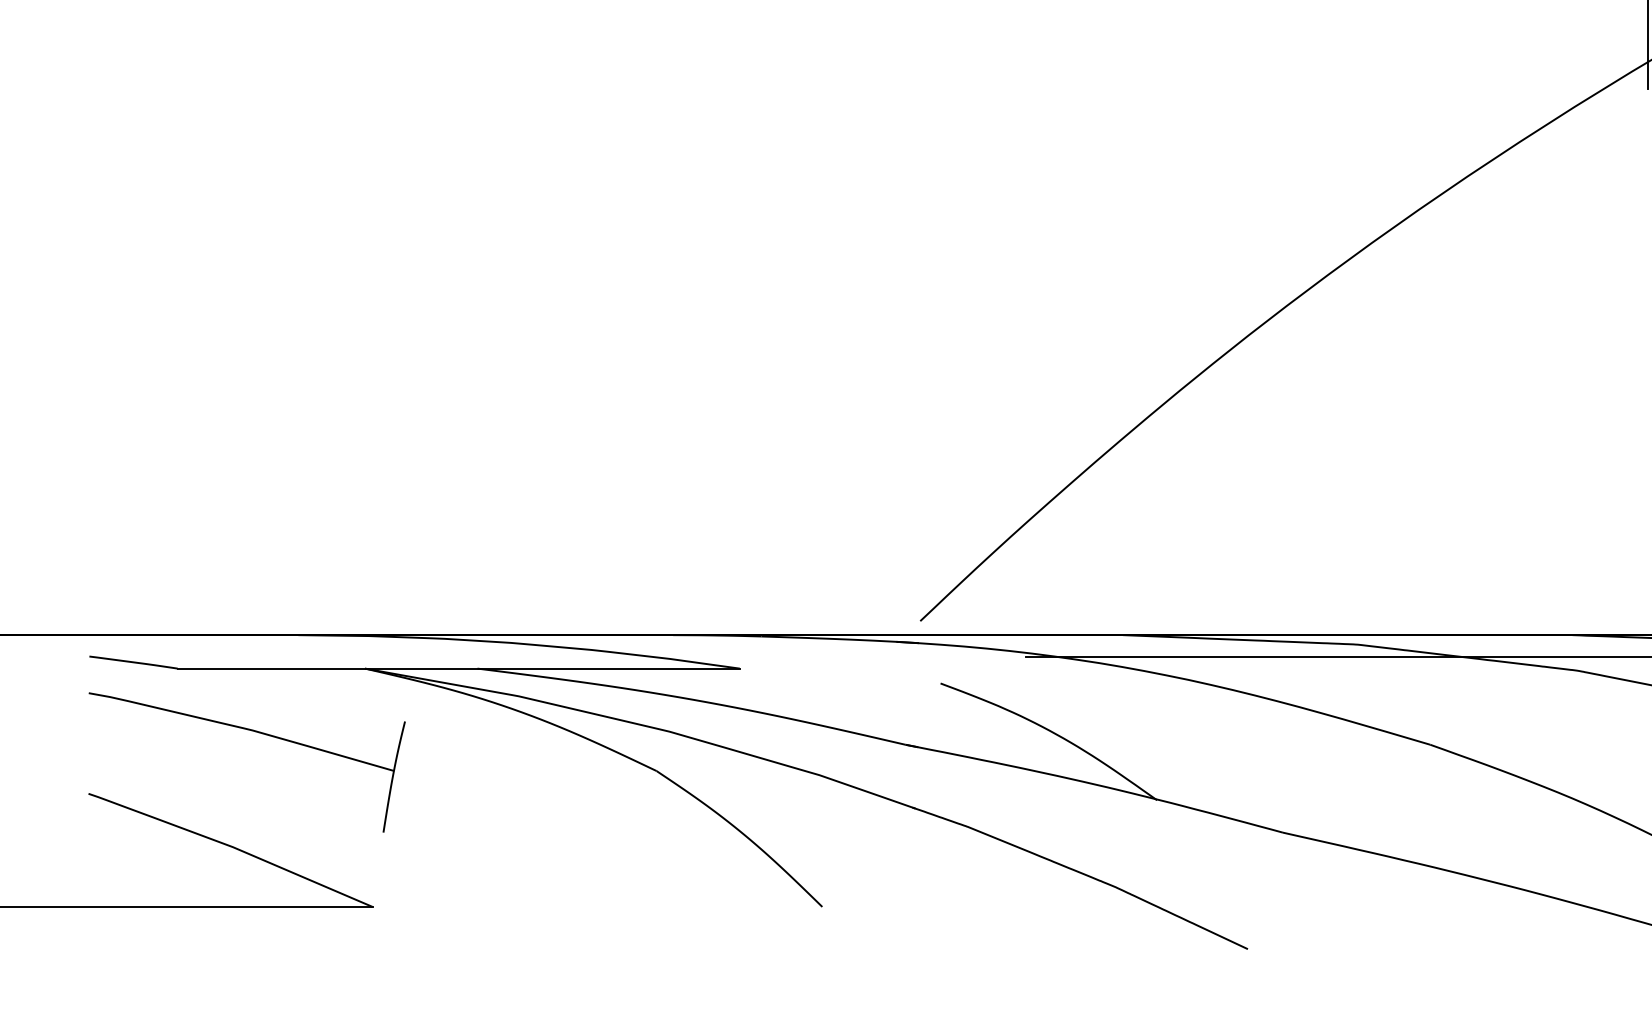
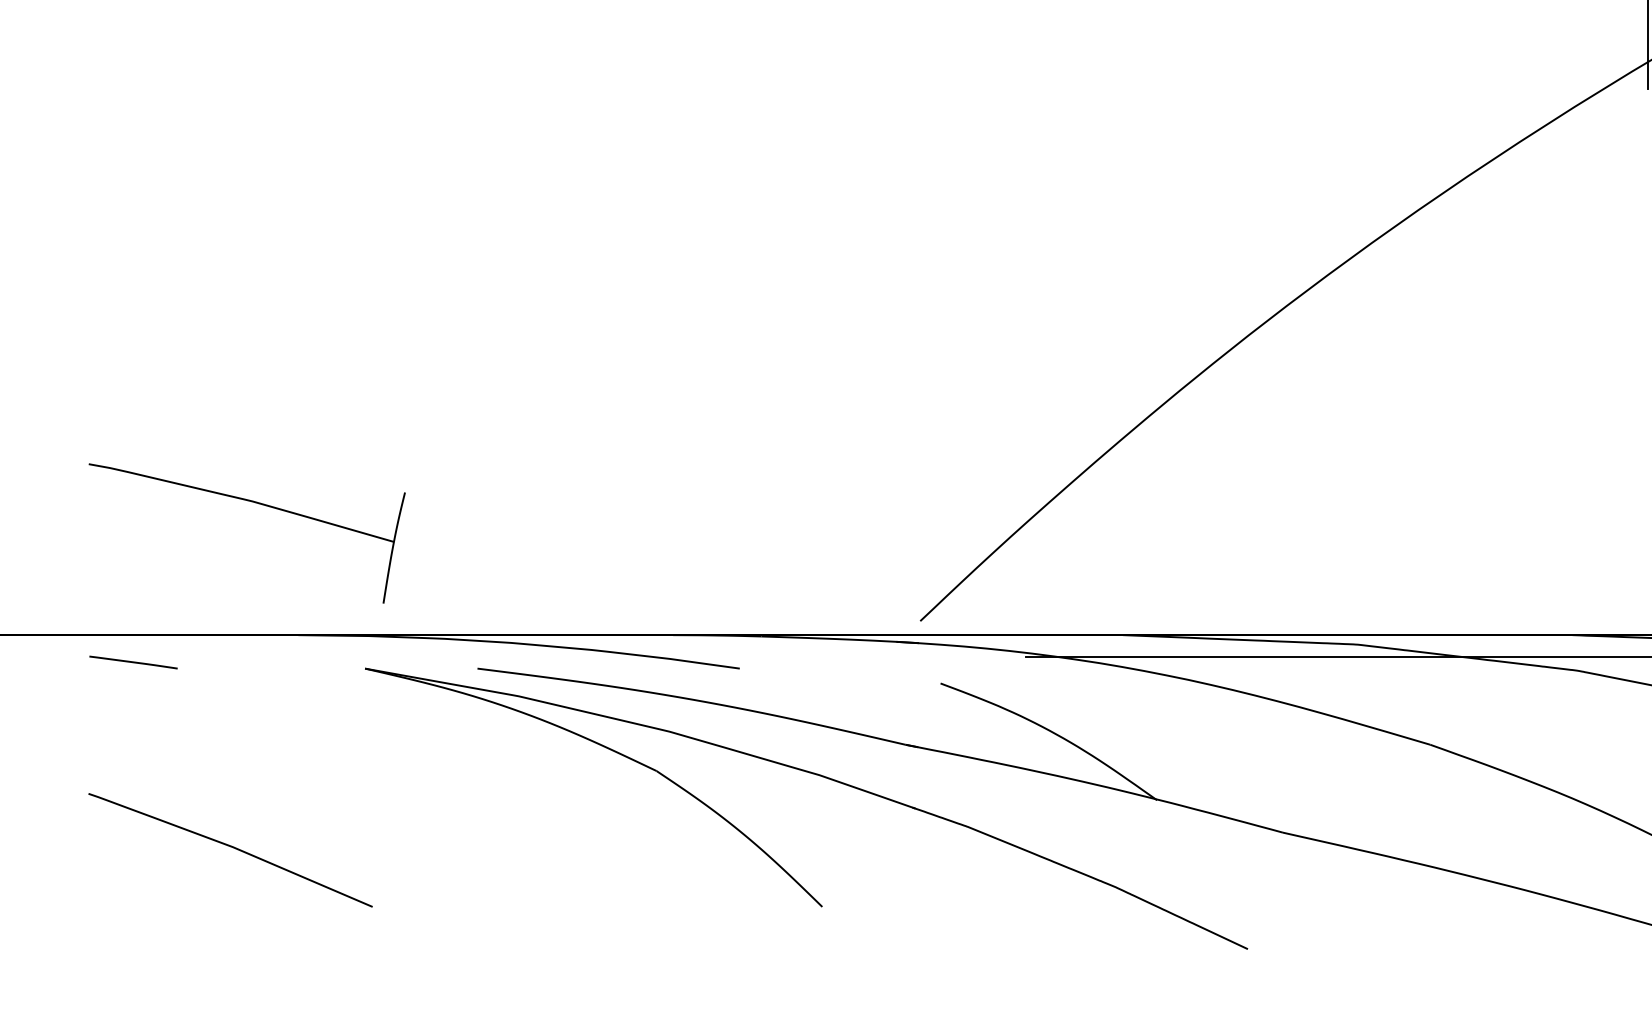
line: present -> none (458, 668)
part position: (255, 732) -> (255, 503) (255, 503)
line: present -> none (187, 906)
